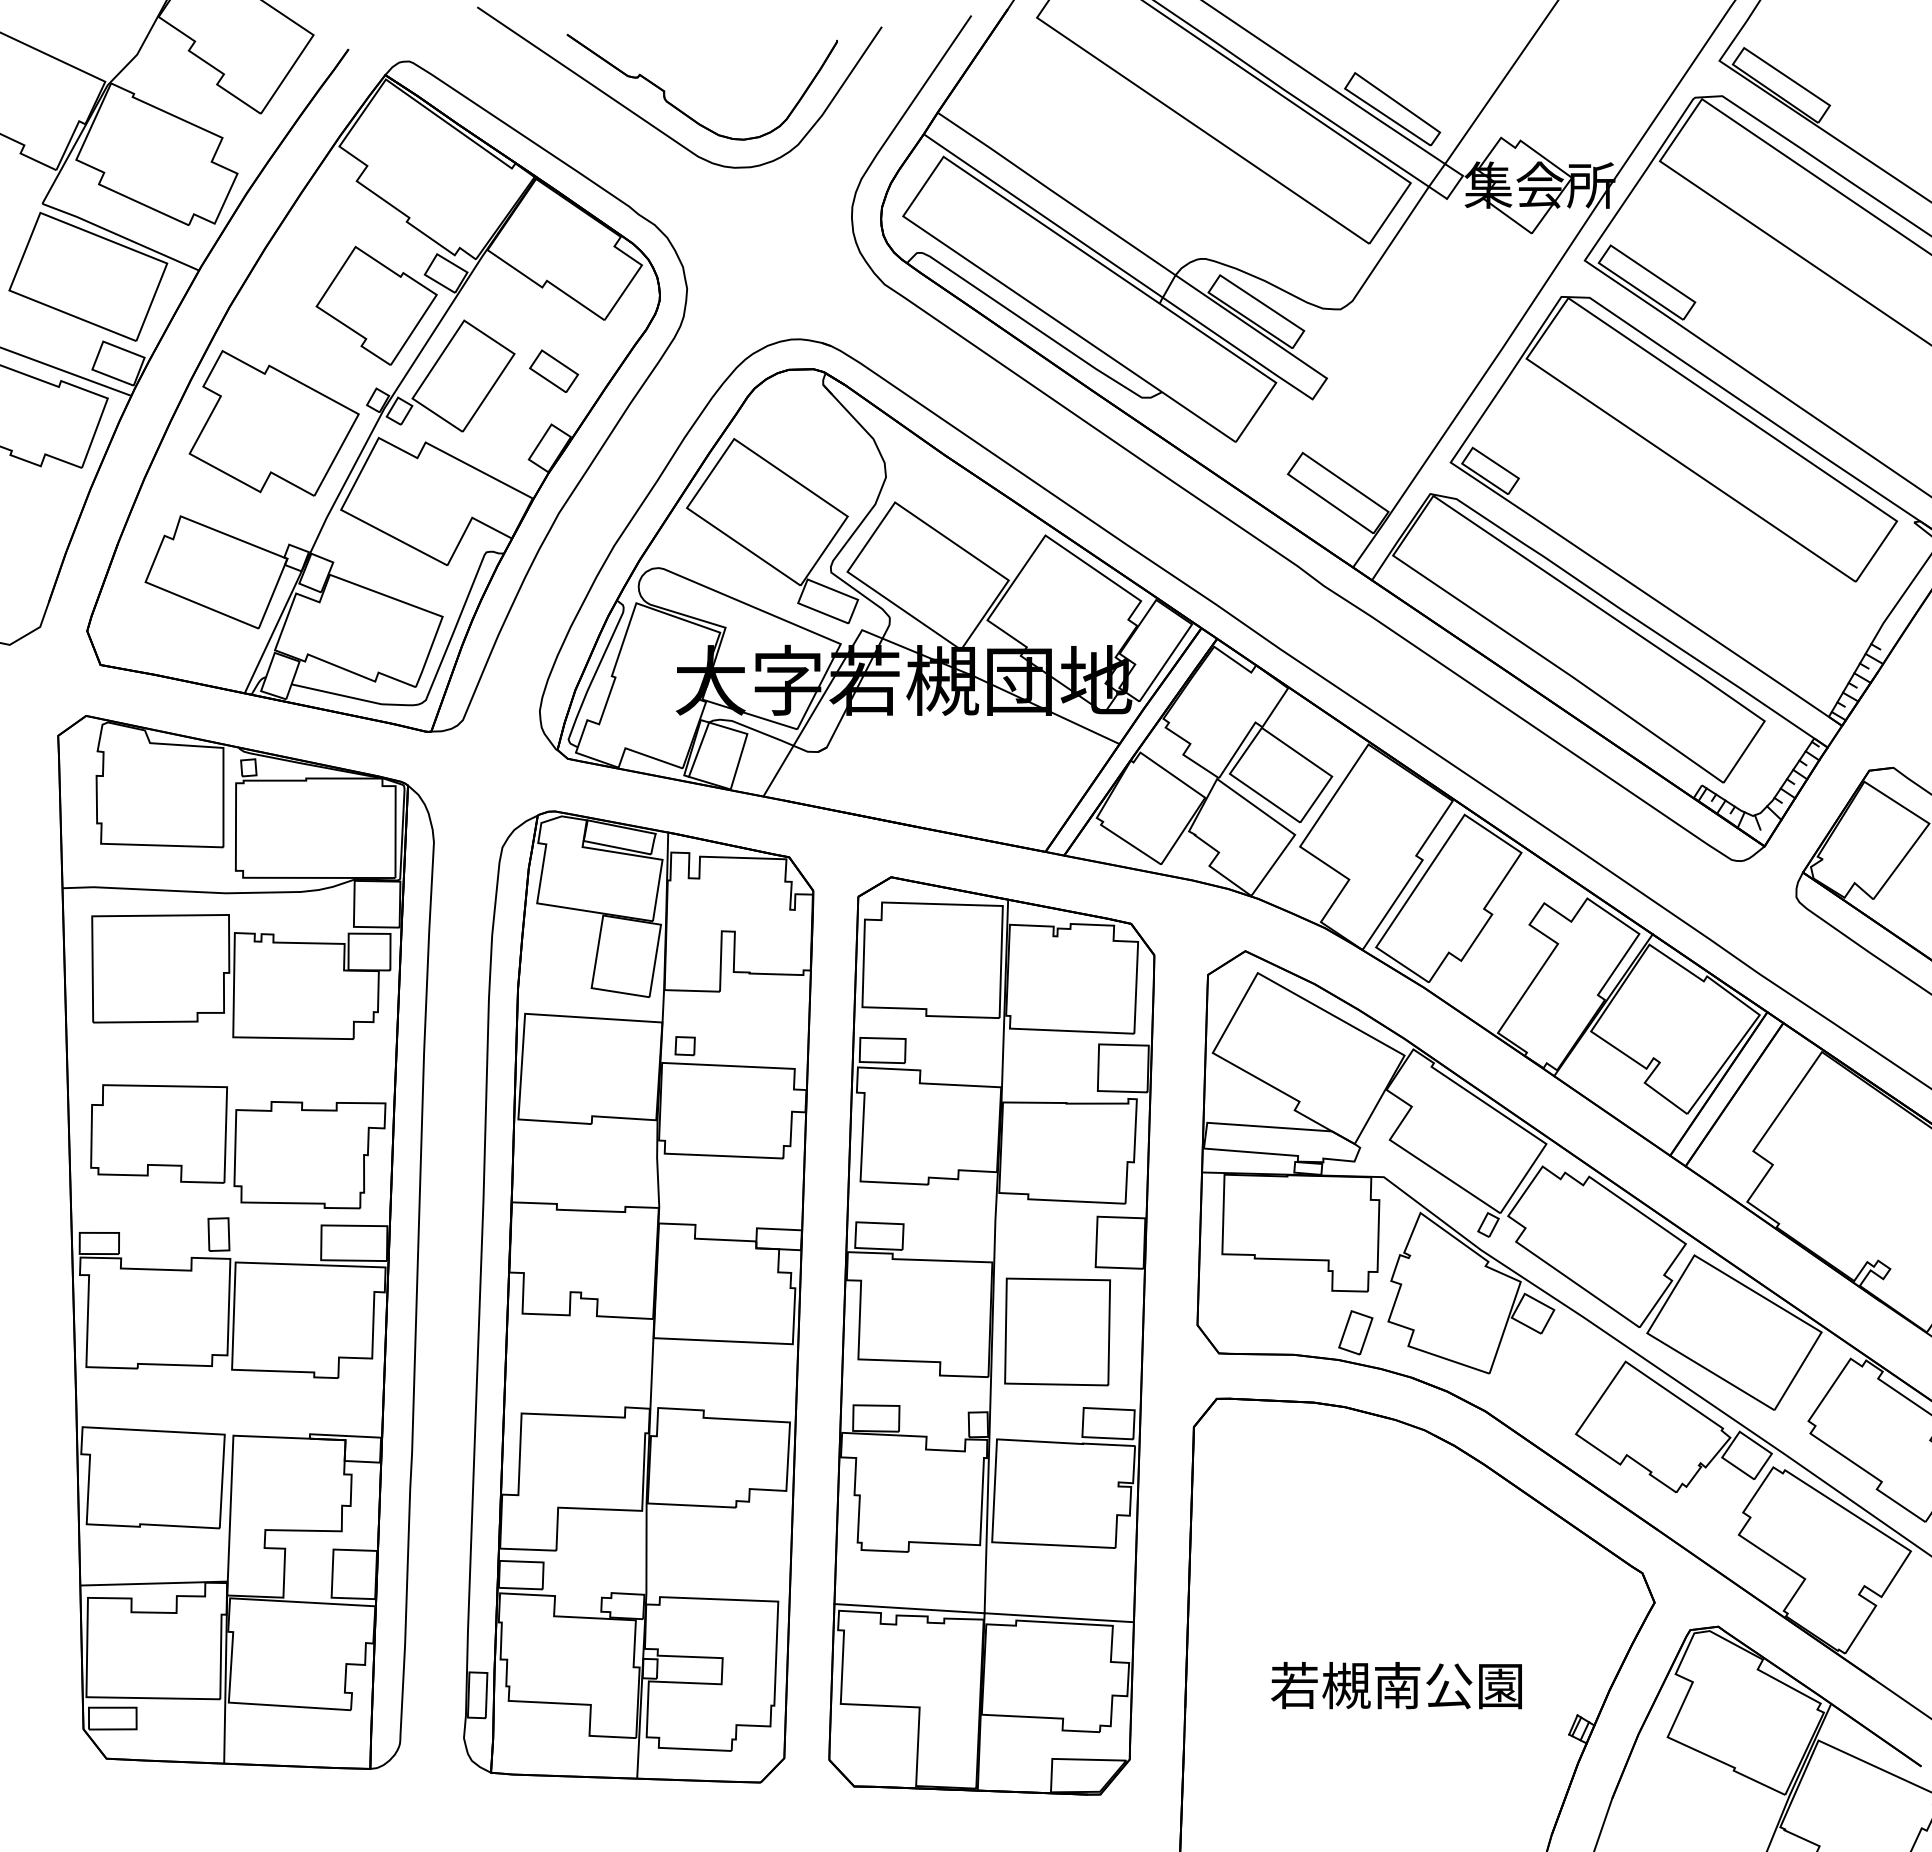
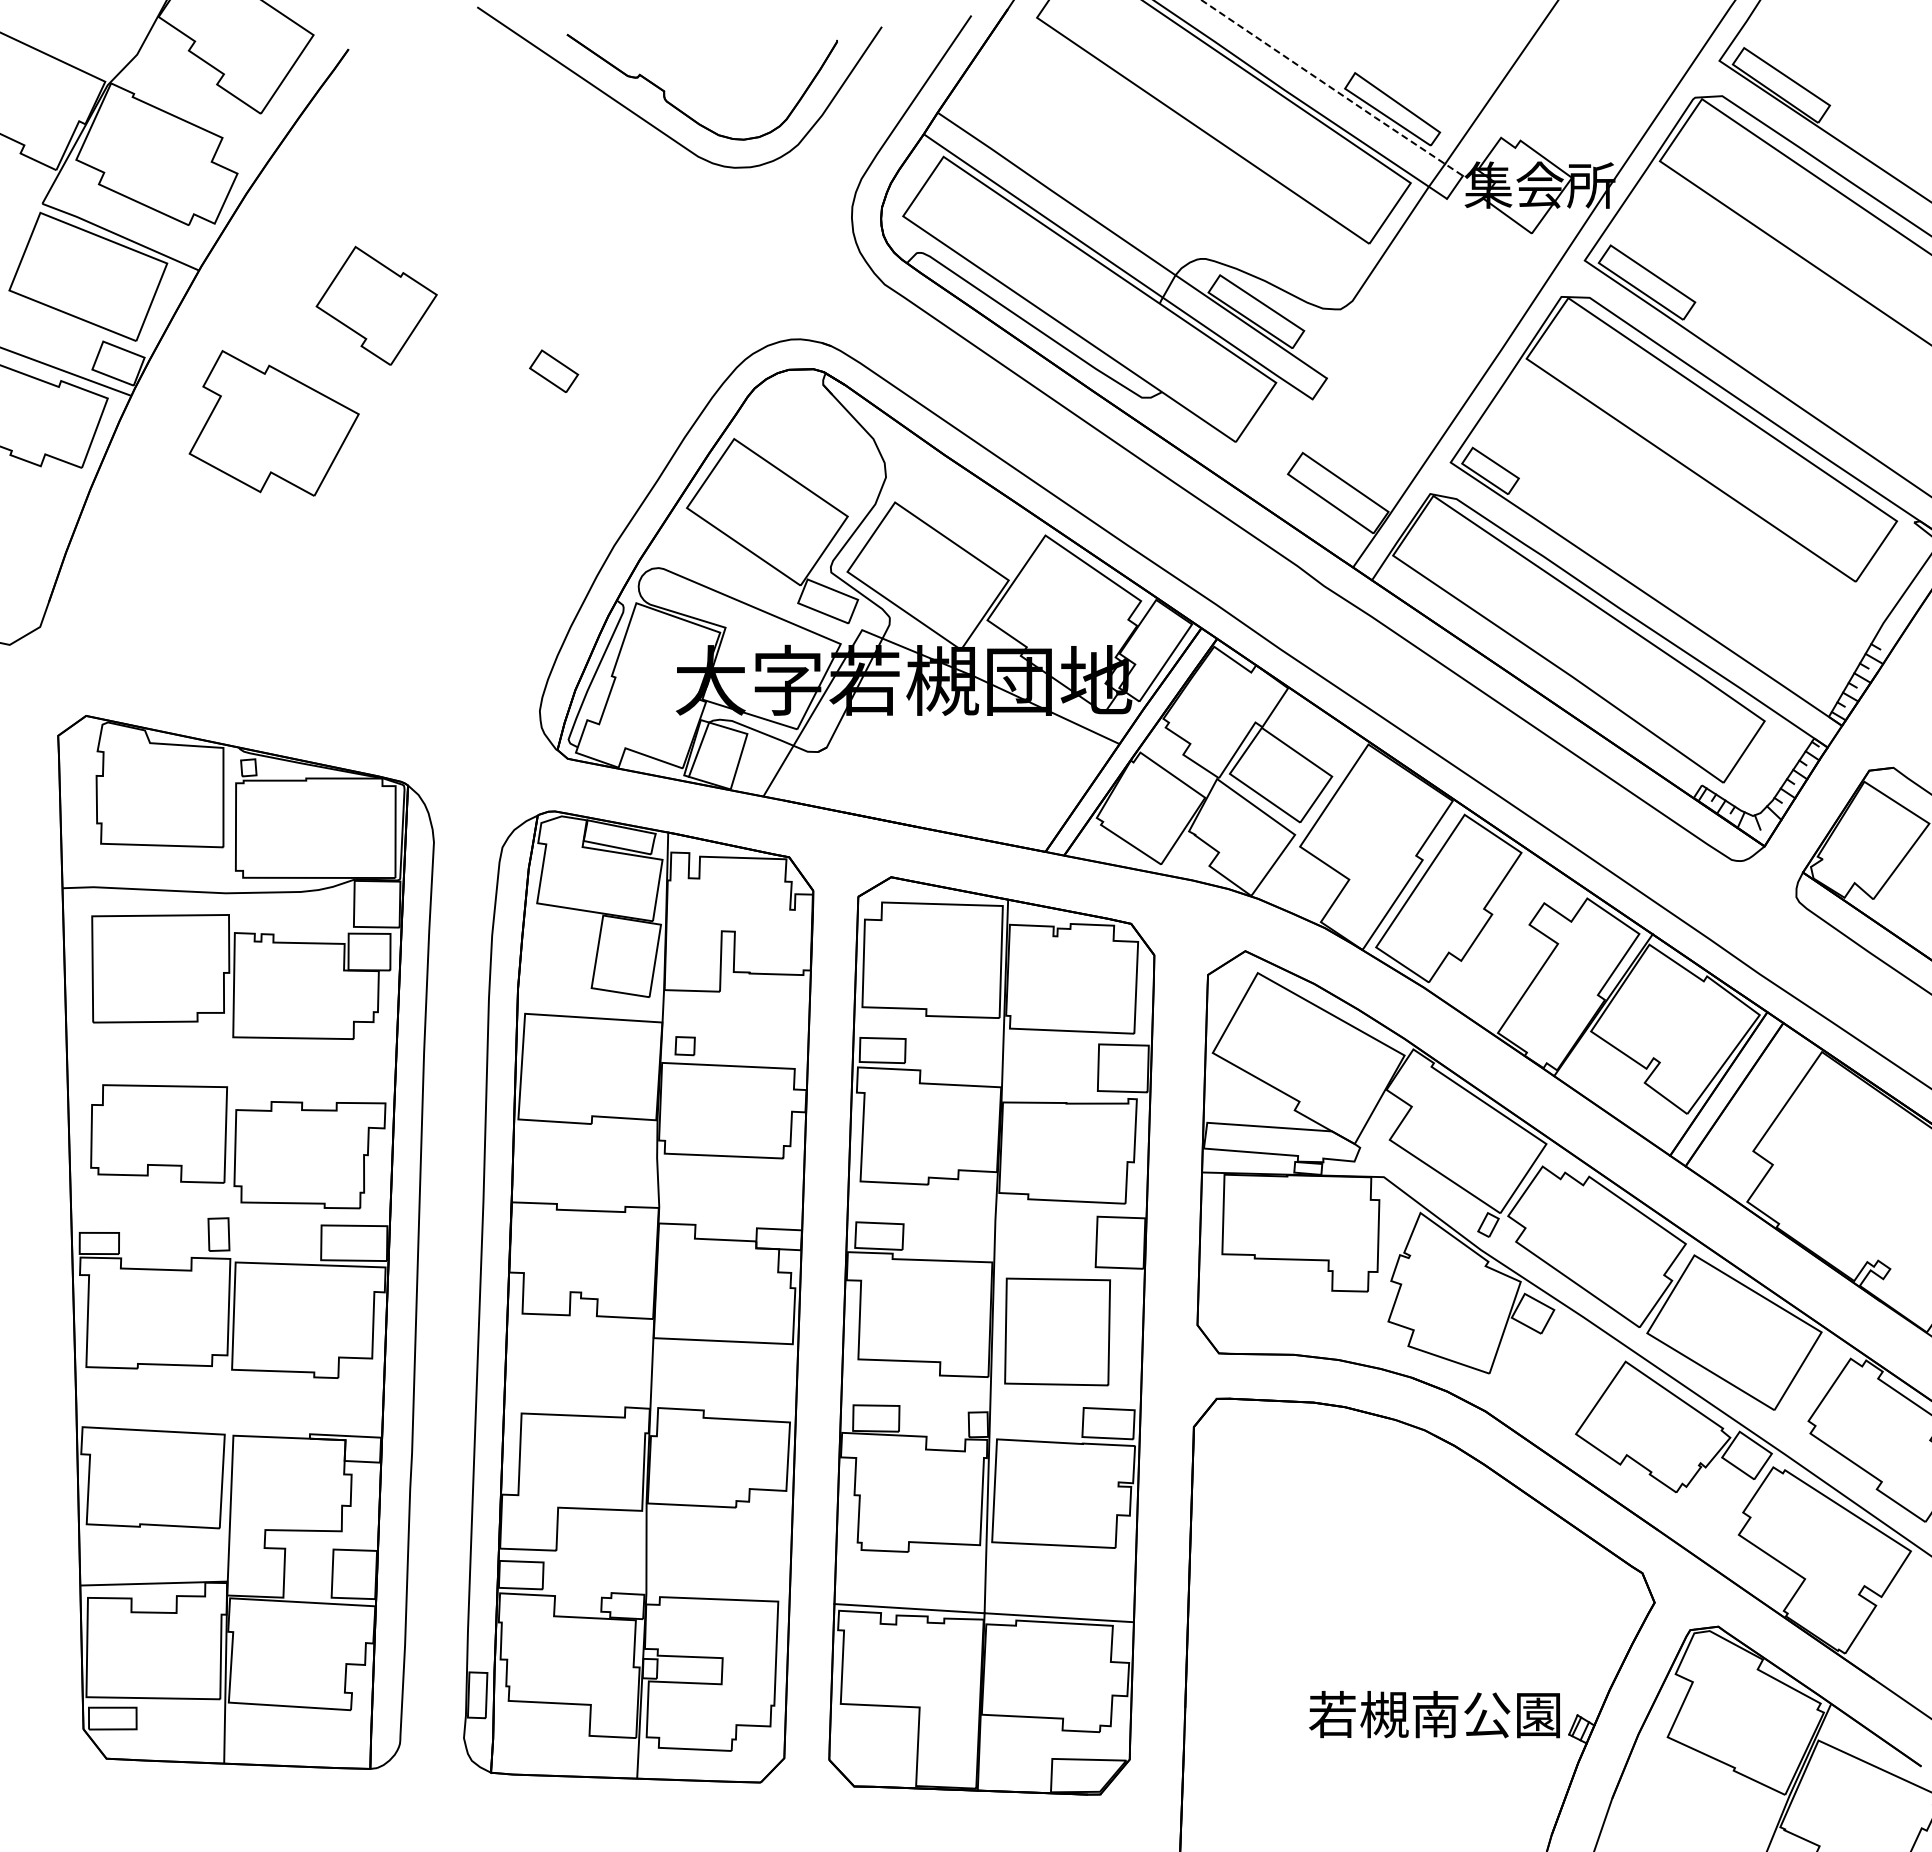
line: solid -> dashed (1333, 89)
part: present -> none (386, 396)
part: present -> none (1355, 1332)
text position: (1396, 1685) -> (1434, 1714) (1434, 1714)
